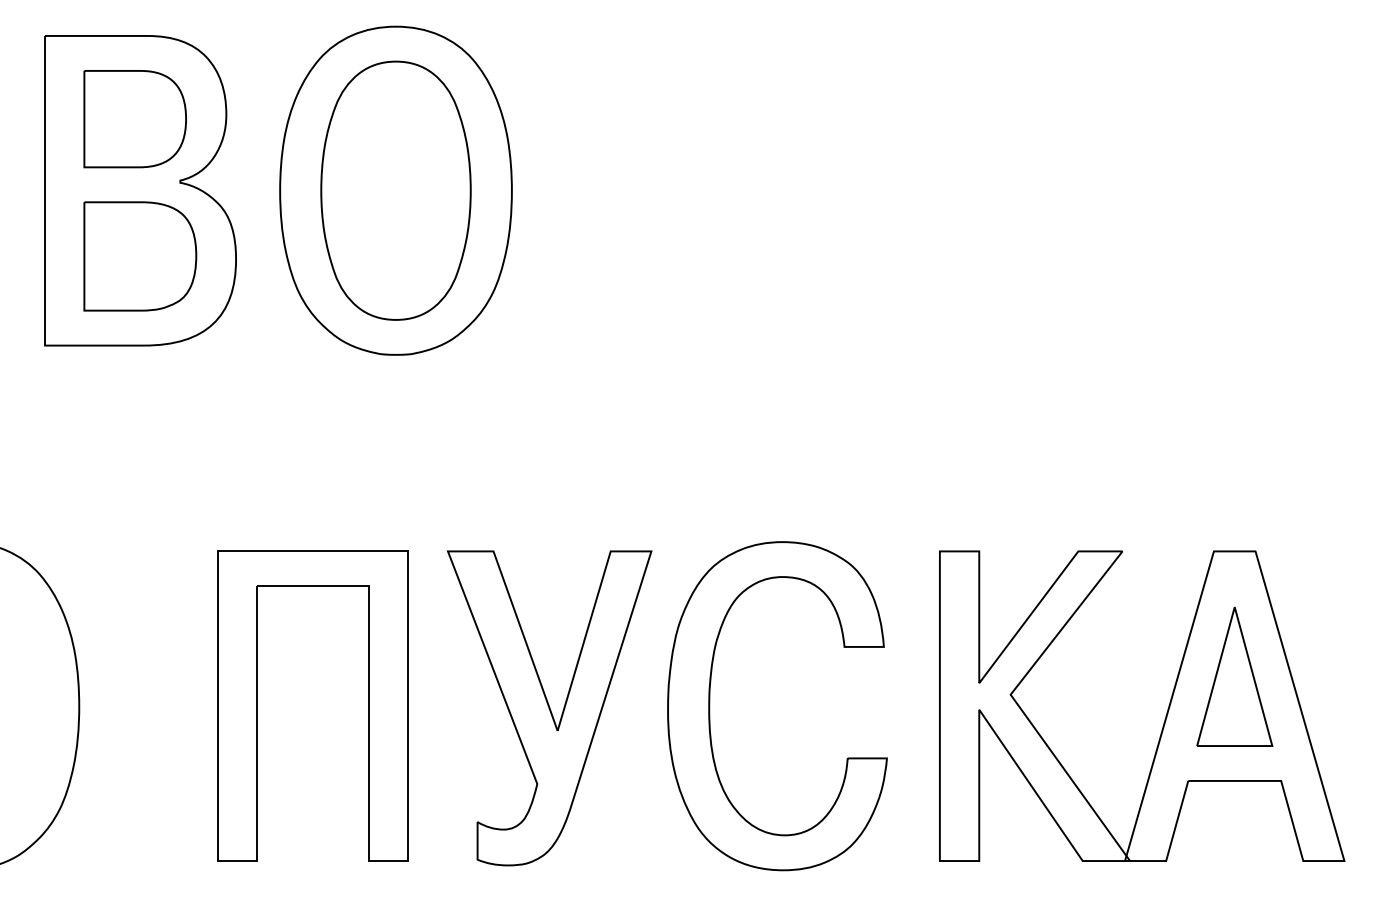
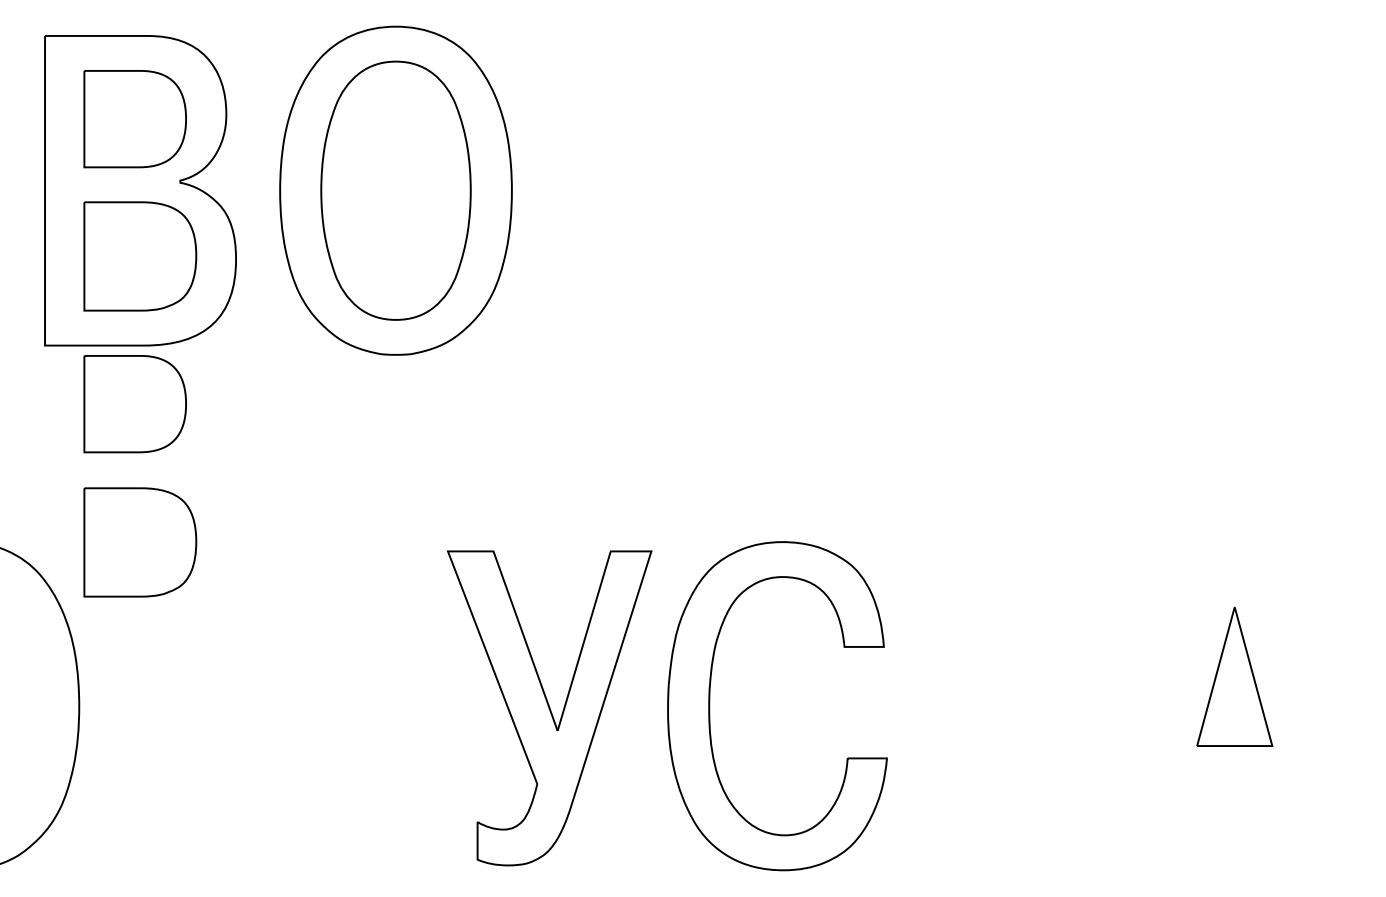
part: none -> present (134, 404)
part: none -> present (140, 542)
part: present -> none (257, 705)
part: present -> none (1166, 712)
